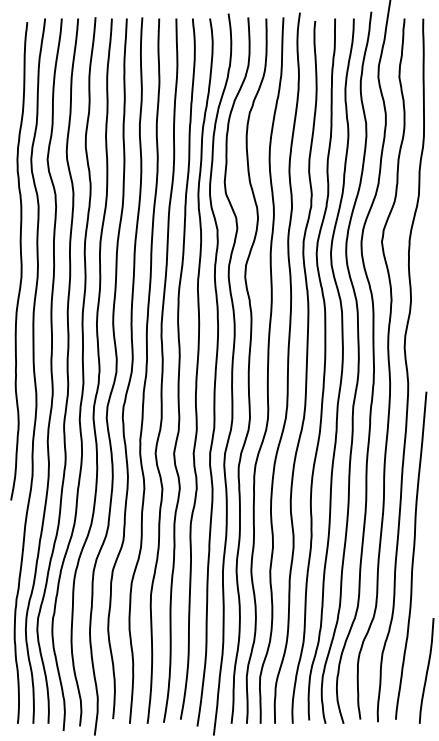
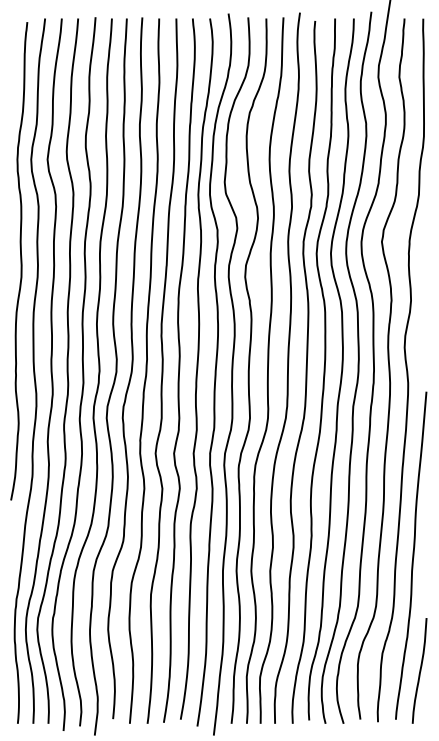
curve position: (426, 670) -> (419, 670) (419, 670)
